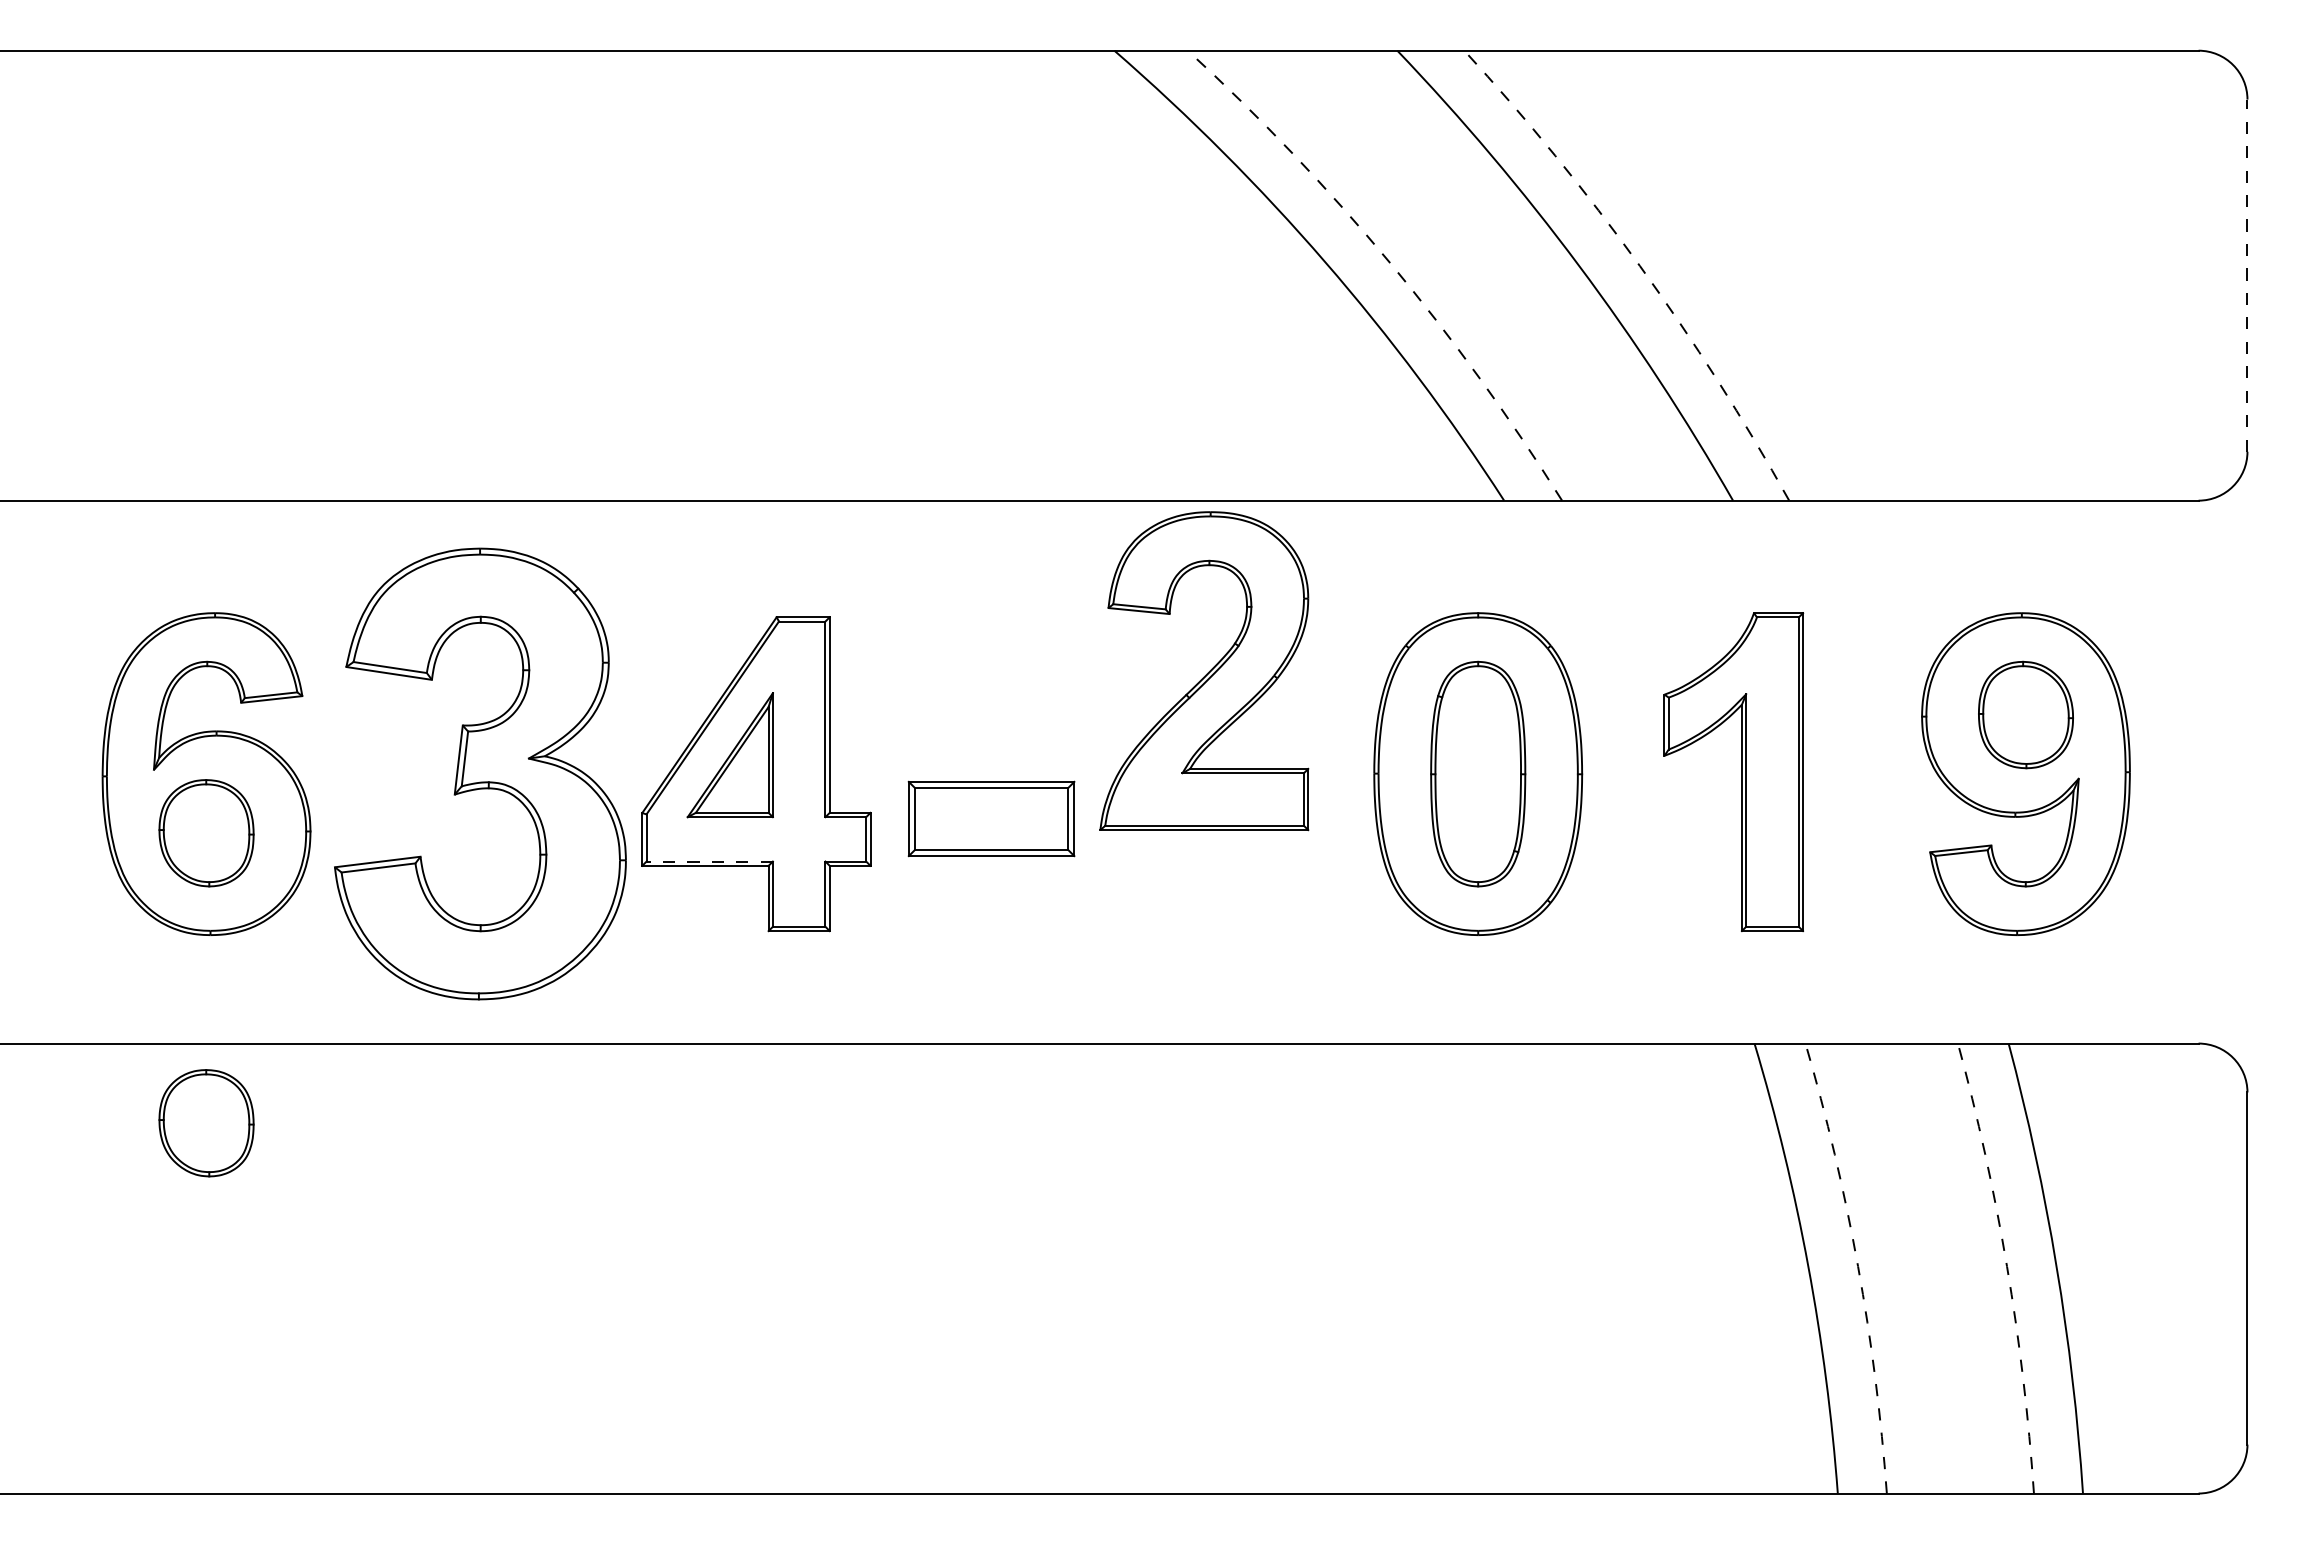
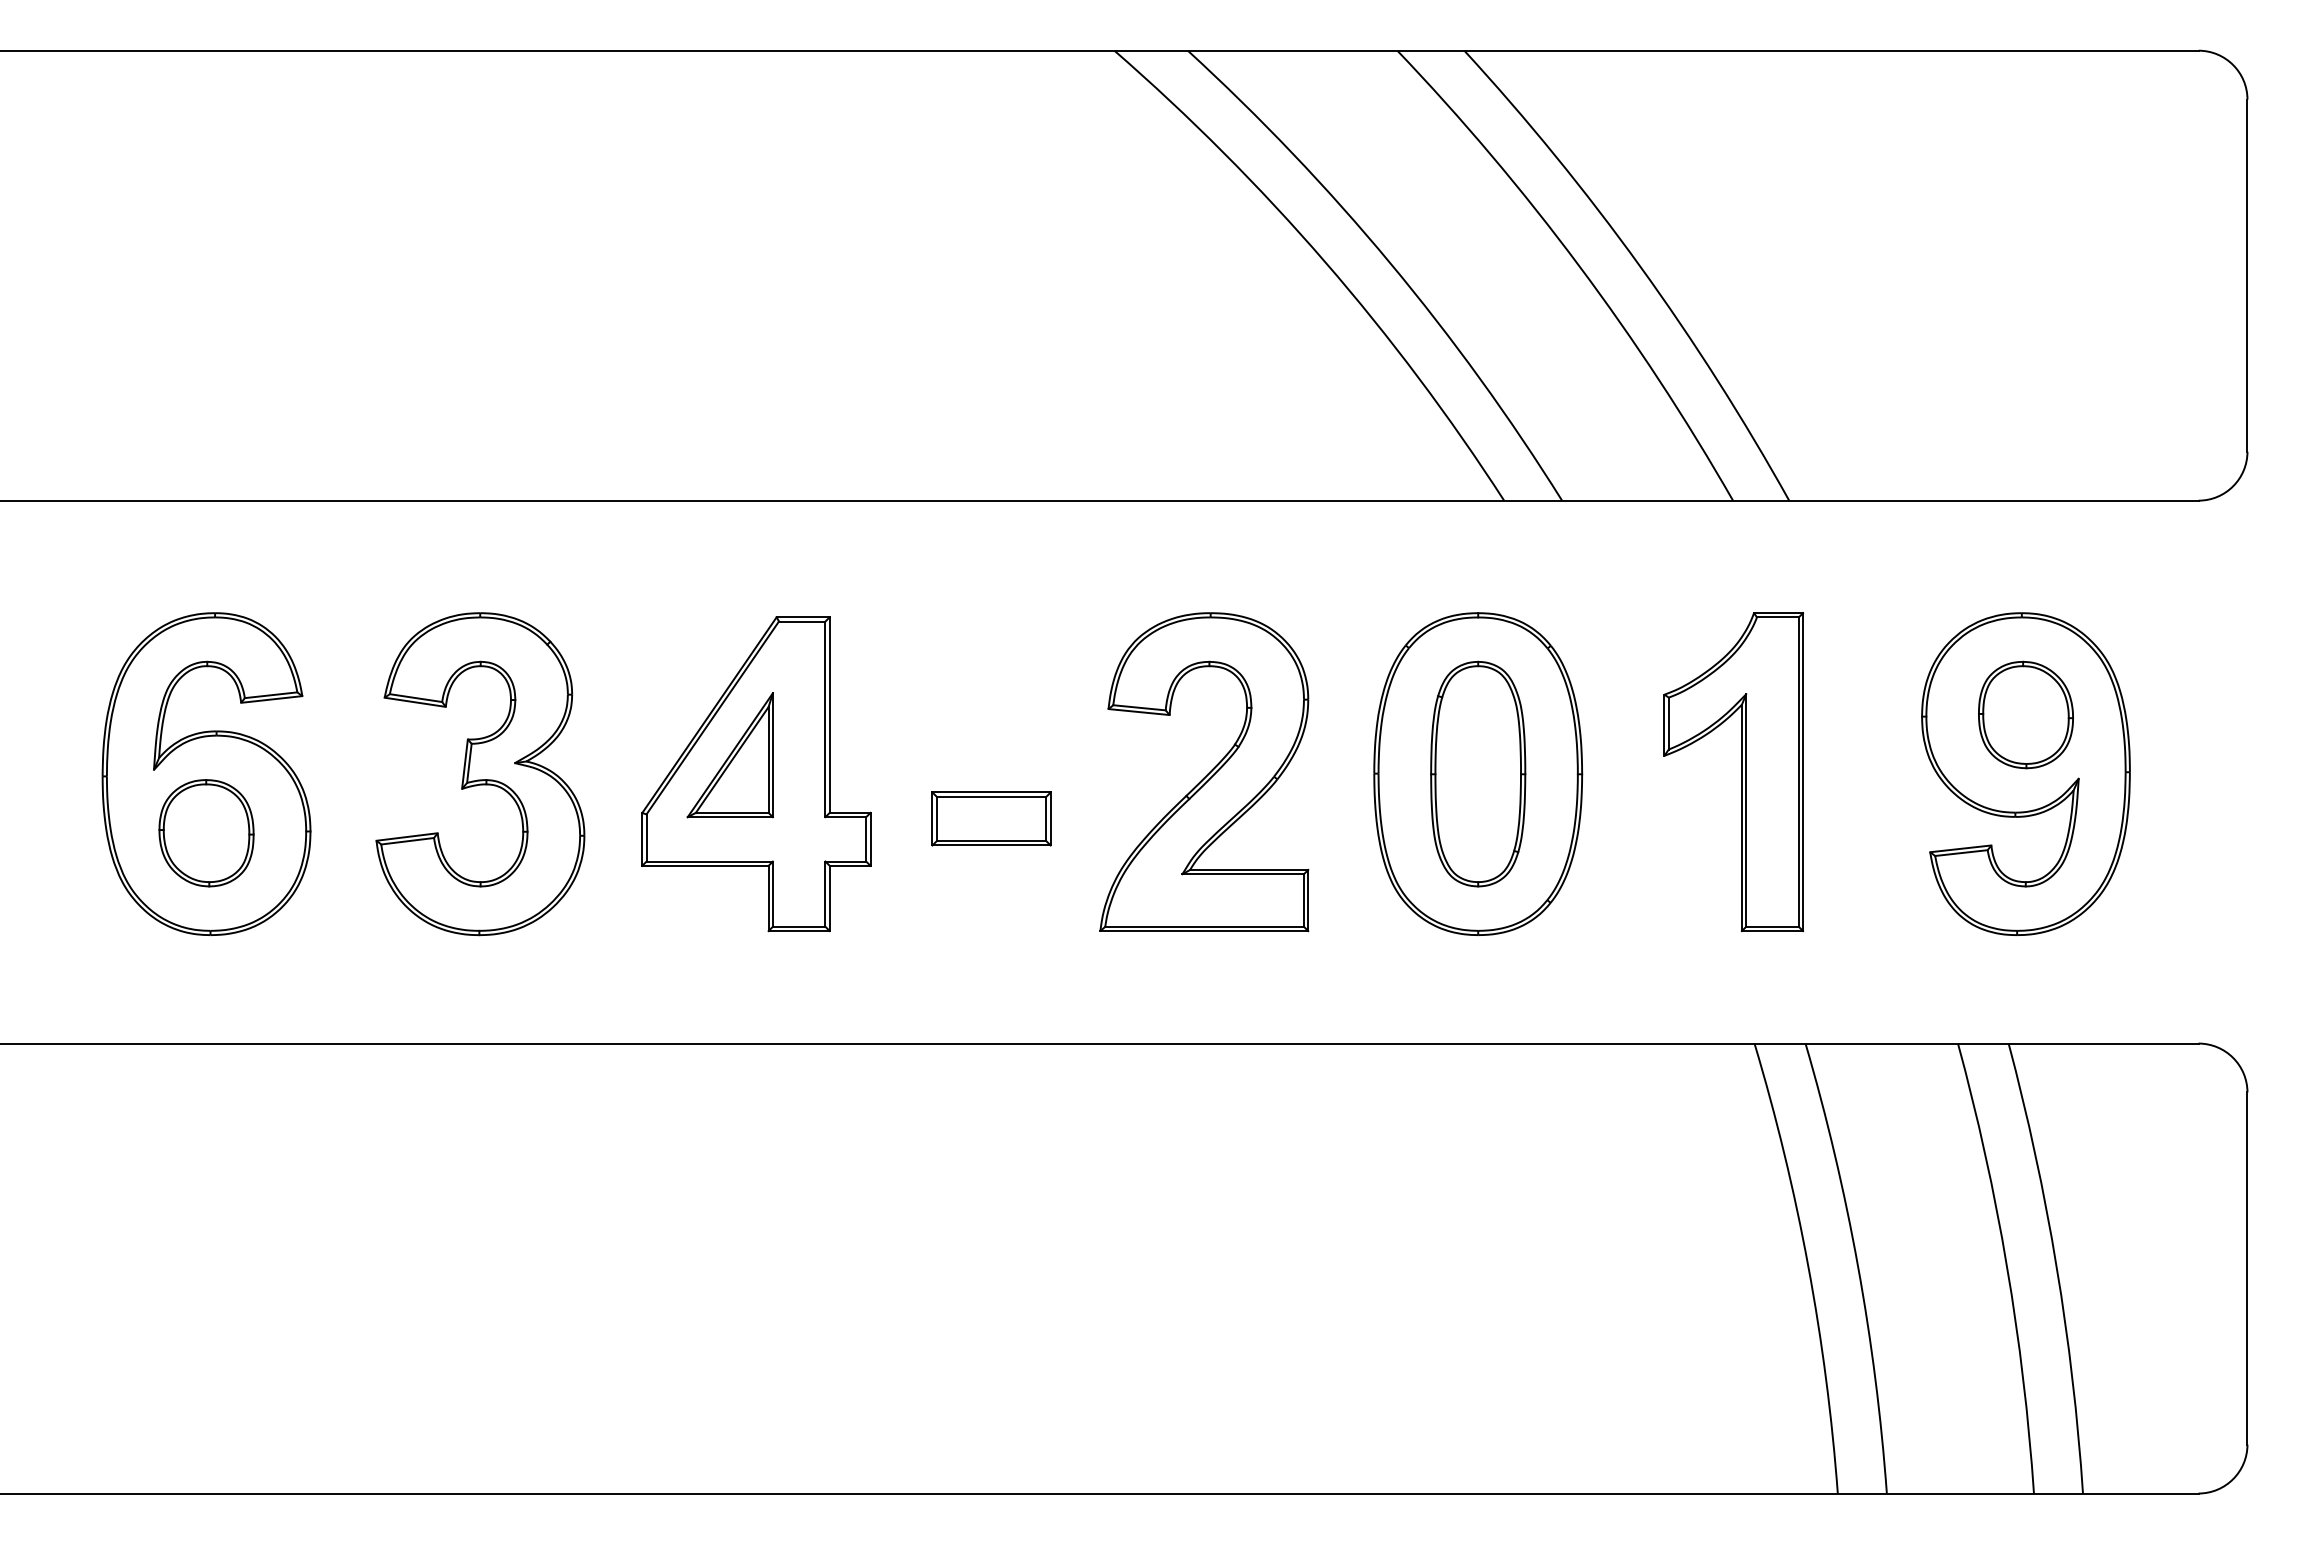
arc: dashed -> solid (1390, 263)
arc: dashed -> solid (1640, 266)
line: dashed -> solid (2247, 275)
part position: (1204, 671) -> (1204, 772) (1204, 772)
part size: 293x454 px -> 211x325 px (480, 774)
part size: 169x78 px -> 121x56 px (991, 818)
line: dashed -> solid (709, 861)
part: present -> none (206, 1123)
arc: dashed -> solid (1858, 1266)
arc: dashed -> solid (2007, 1266)
